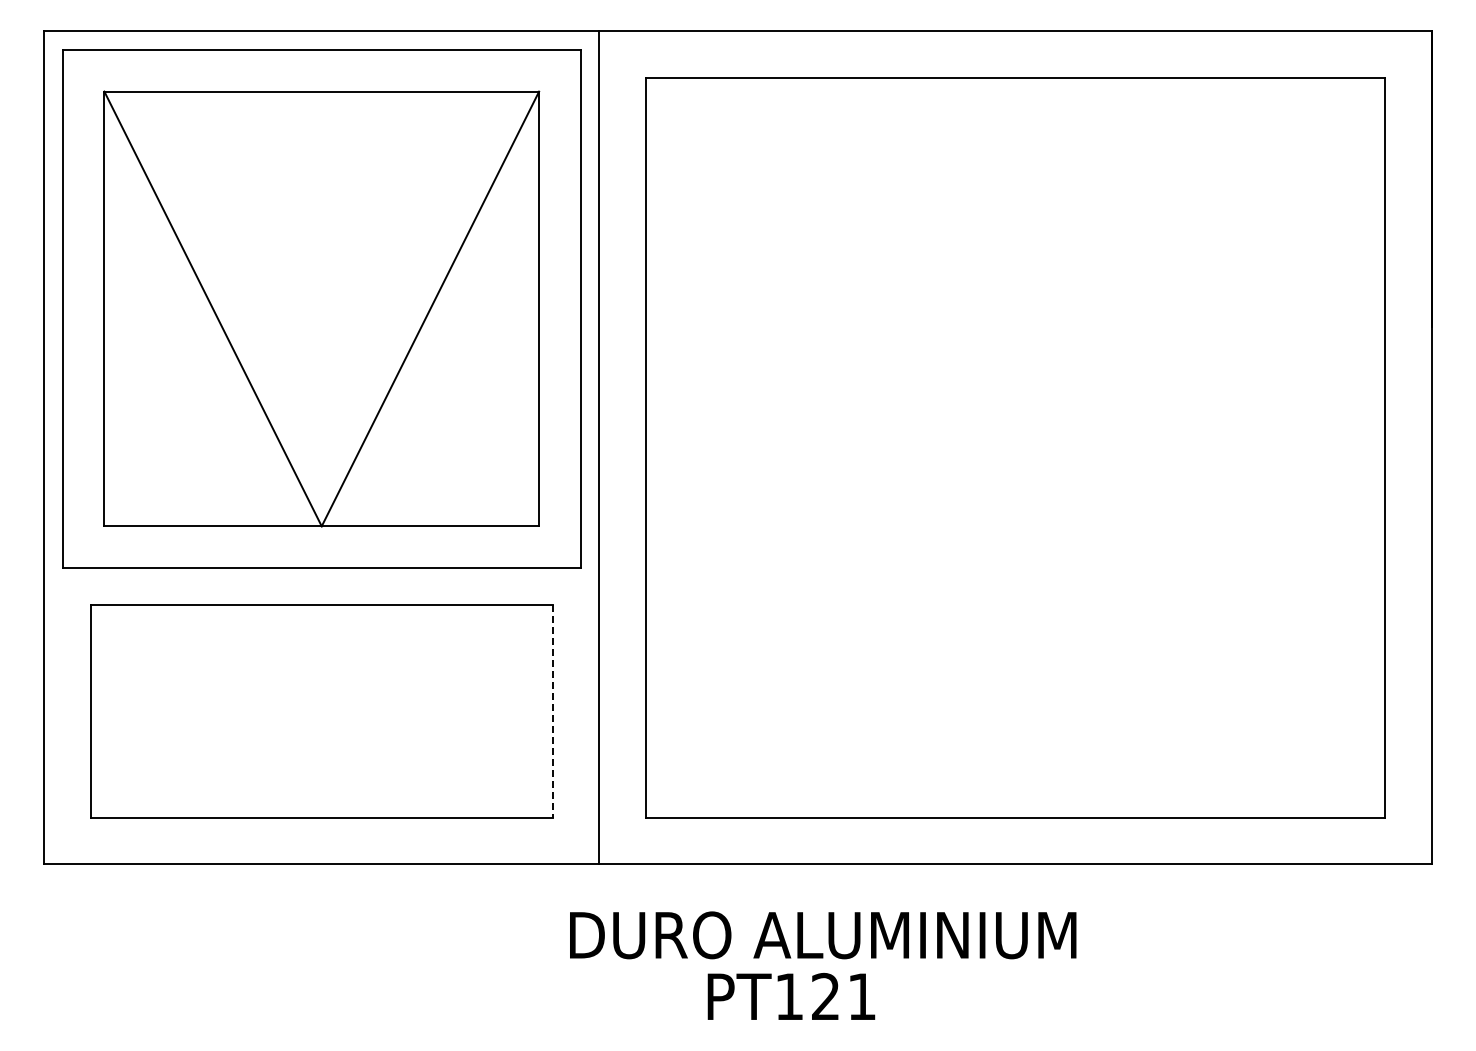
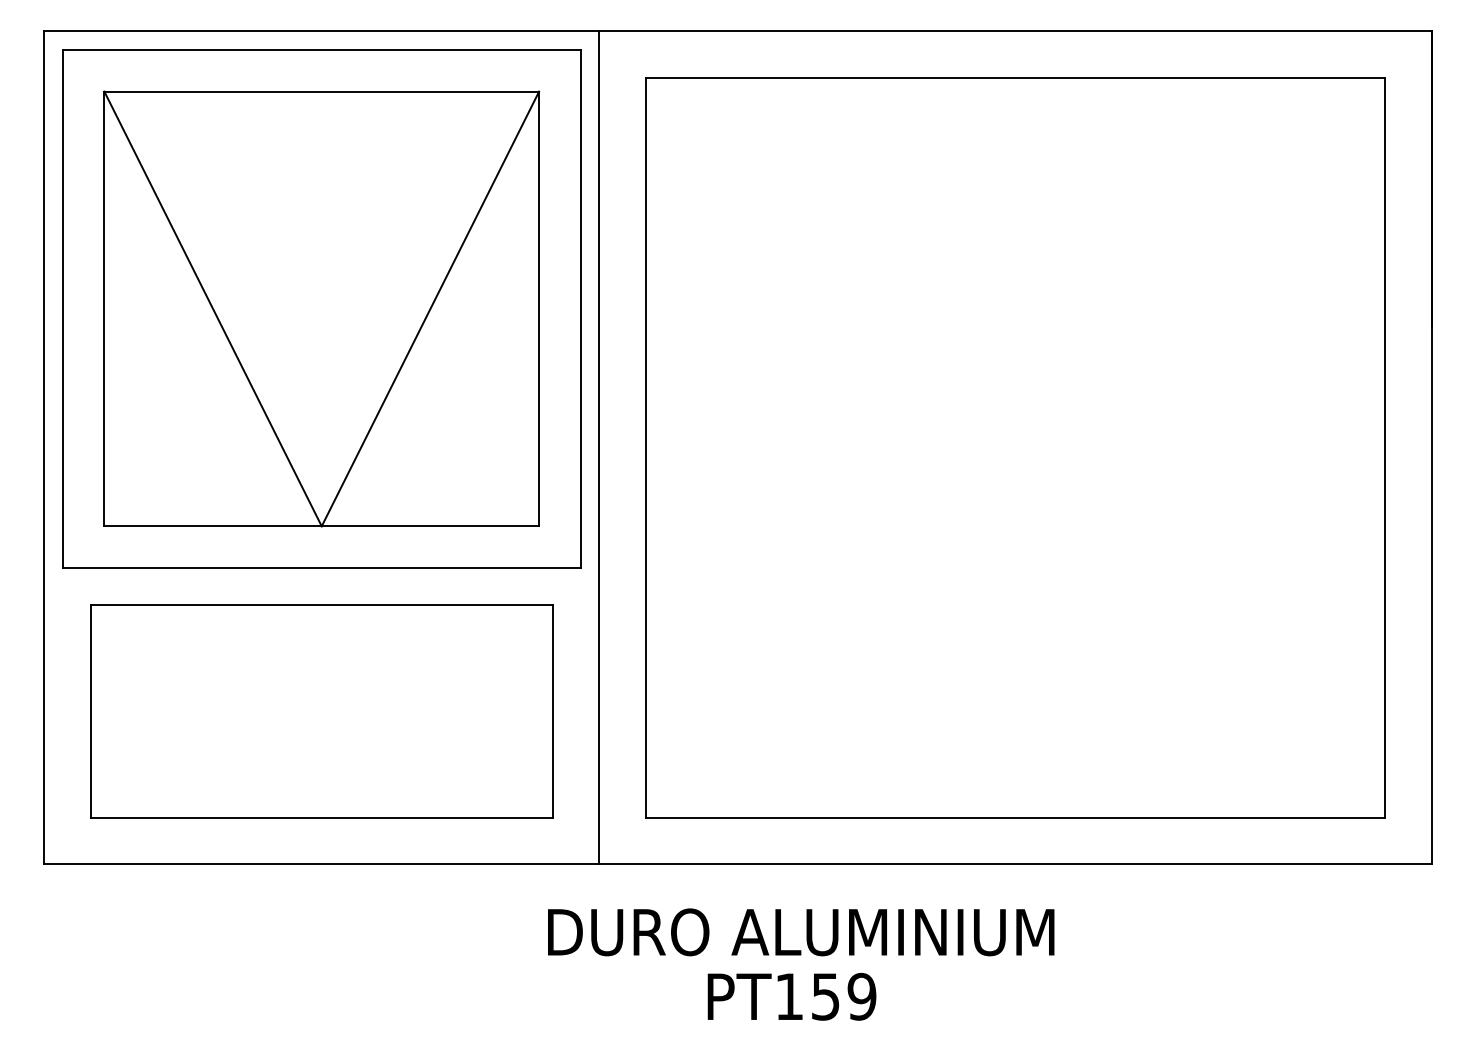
line: dashed -> solid (553, 711)
text position: (823, 935) -> (801, 932) (801, 932)
text: PT121 -> PT159 (844, 996)
